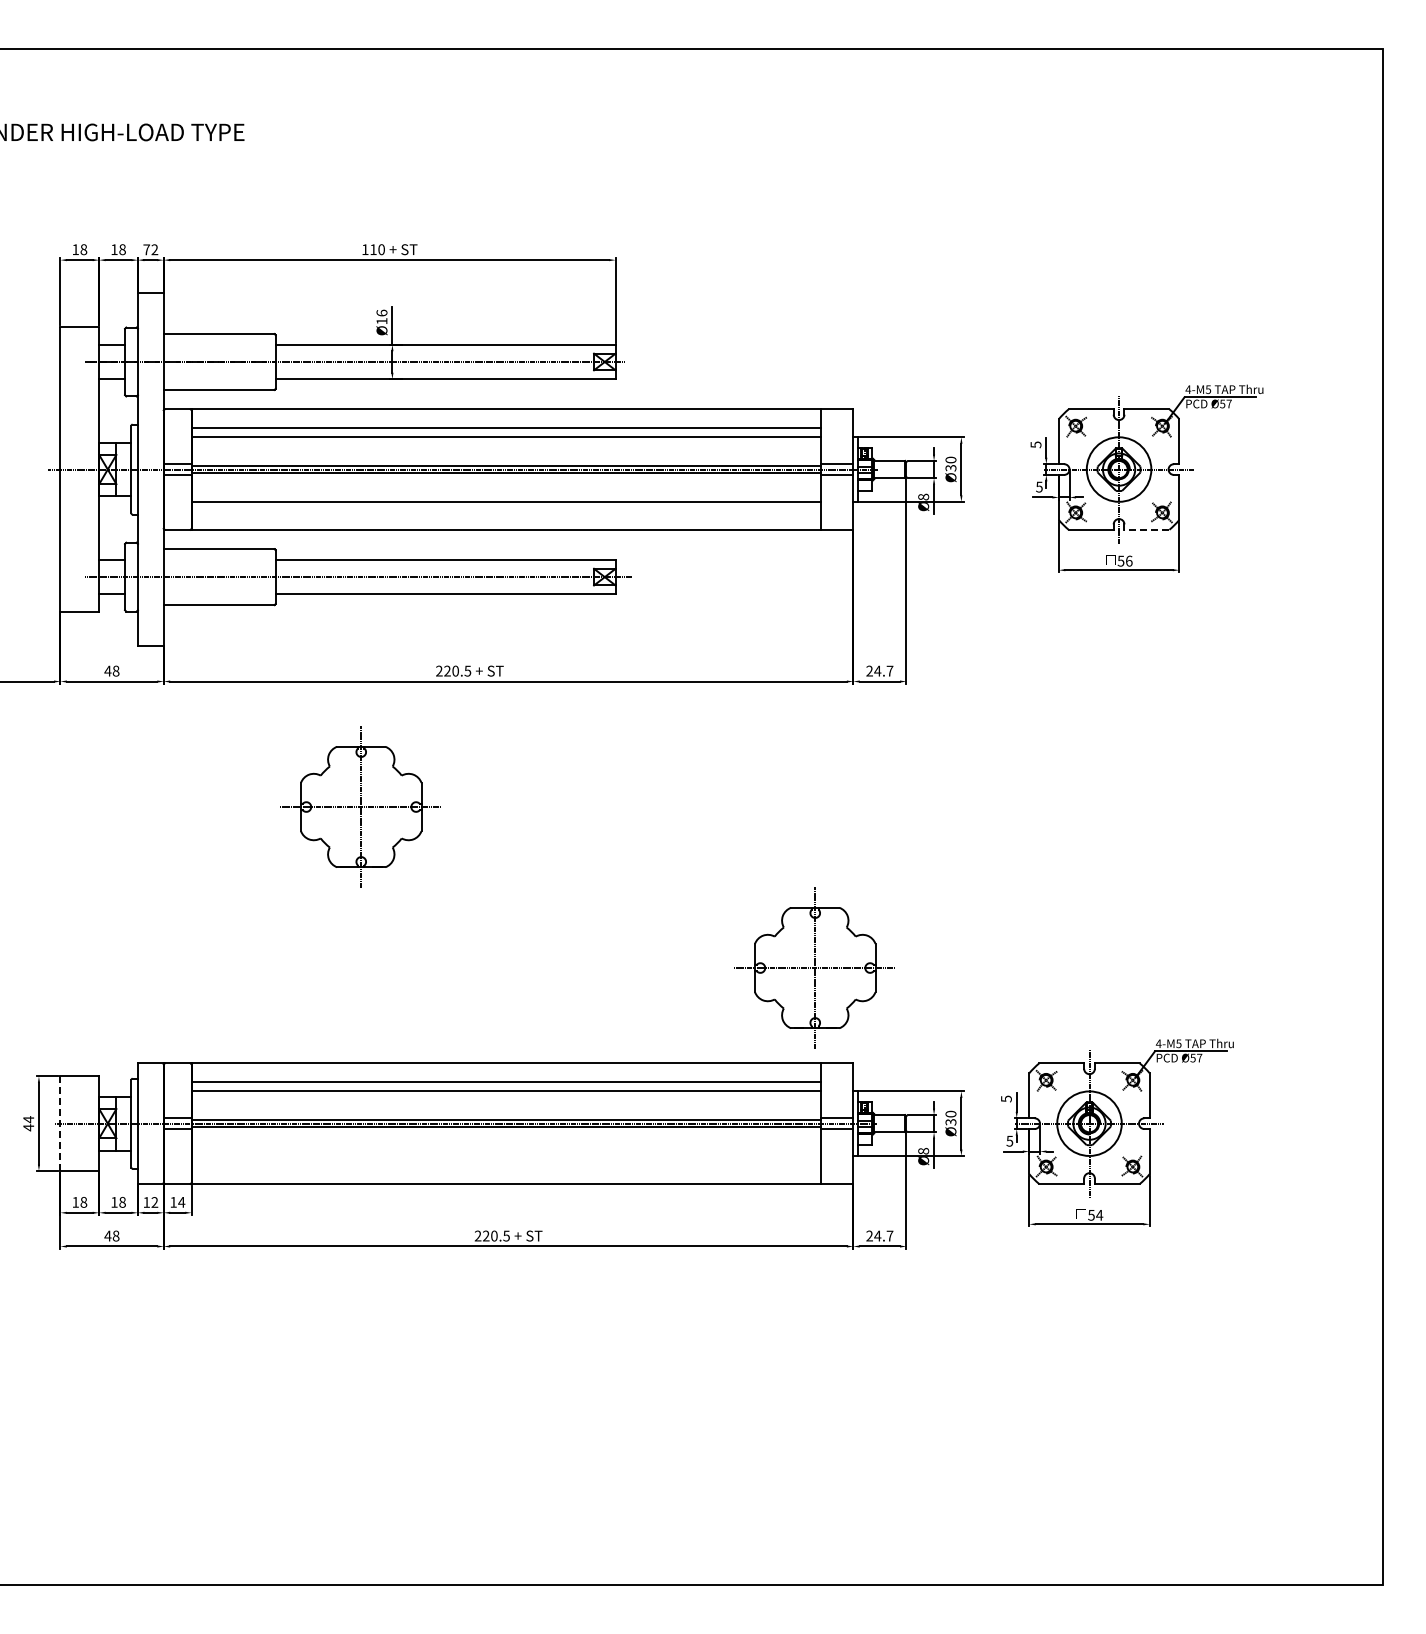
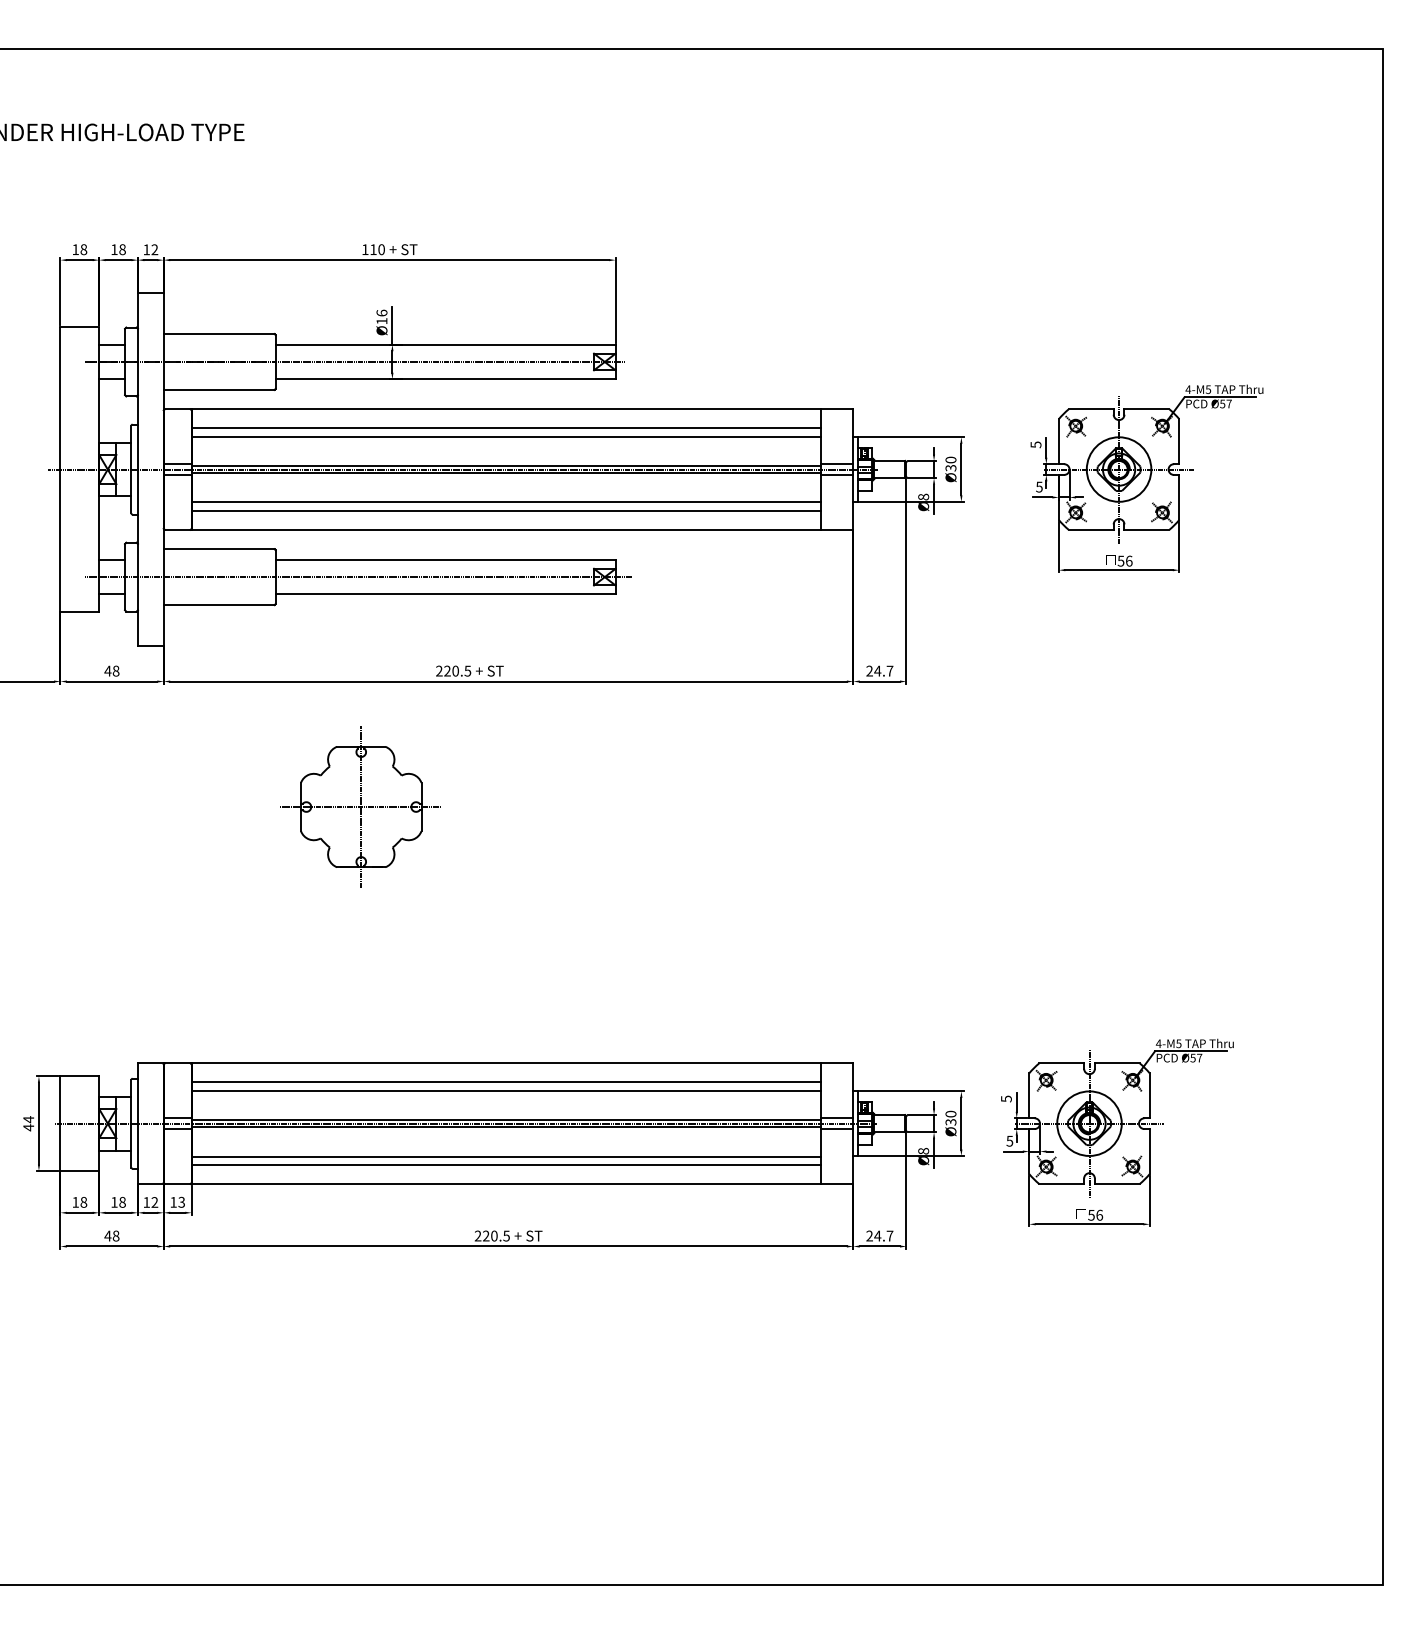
text: 72 -> 12 (146, 249)
line: none -> present (506, 511)
line: dashed -> solid (1146, 529)
part: present -> none (814, 967)
line: dashed -> solid (60, 1124)
line: none -> present (506, 1156)
line: none -> present (506, 1165)
text: 14 -> 13 (181, 1201)
text: 54 -> 56 (1099, 1214)
